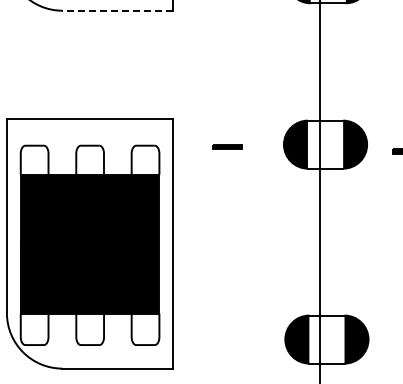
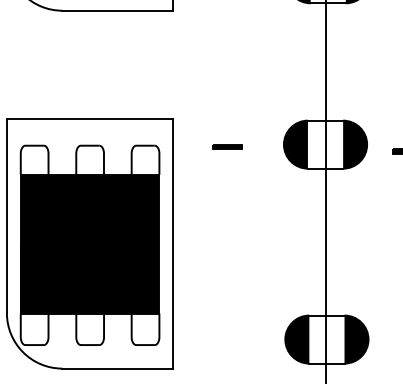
line: dashed -> solid (117, 10)
line position: (320, 191) -> (326, 191) (326, 191)
